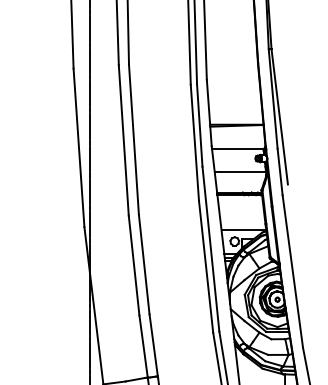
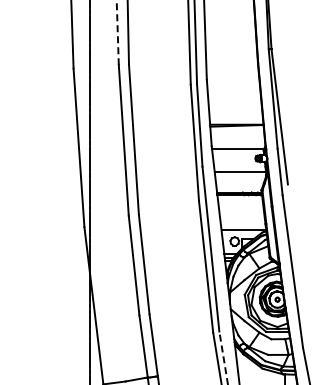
line: solid -> dashed (117, 32)
line: solid -> dashed (223, 358)
